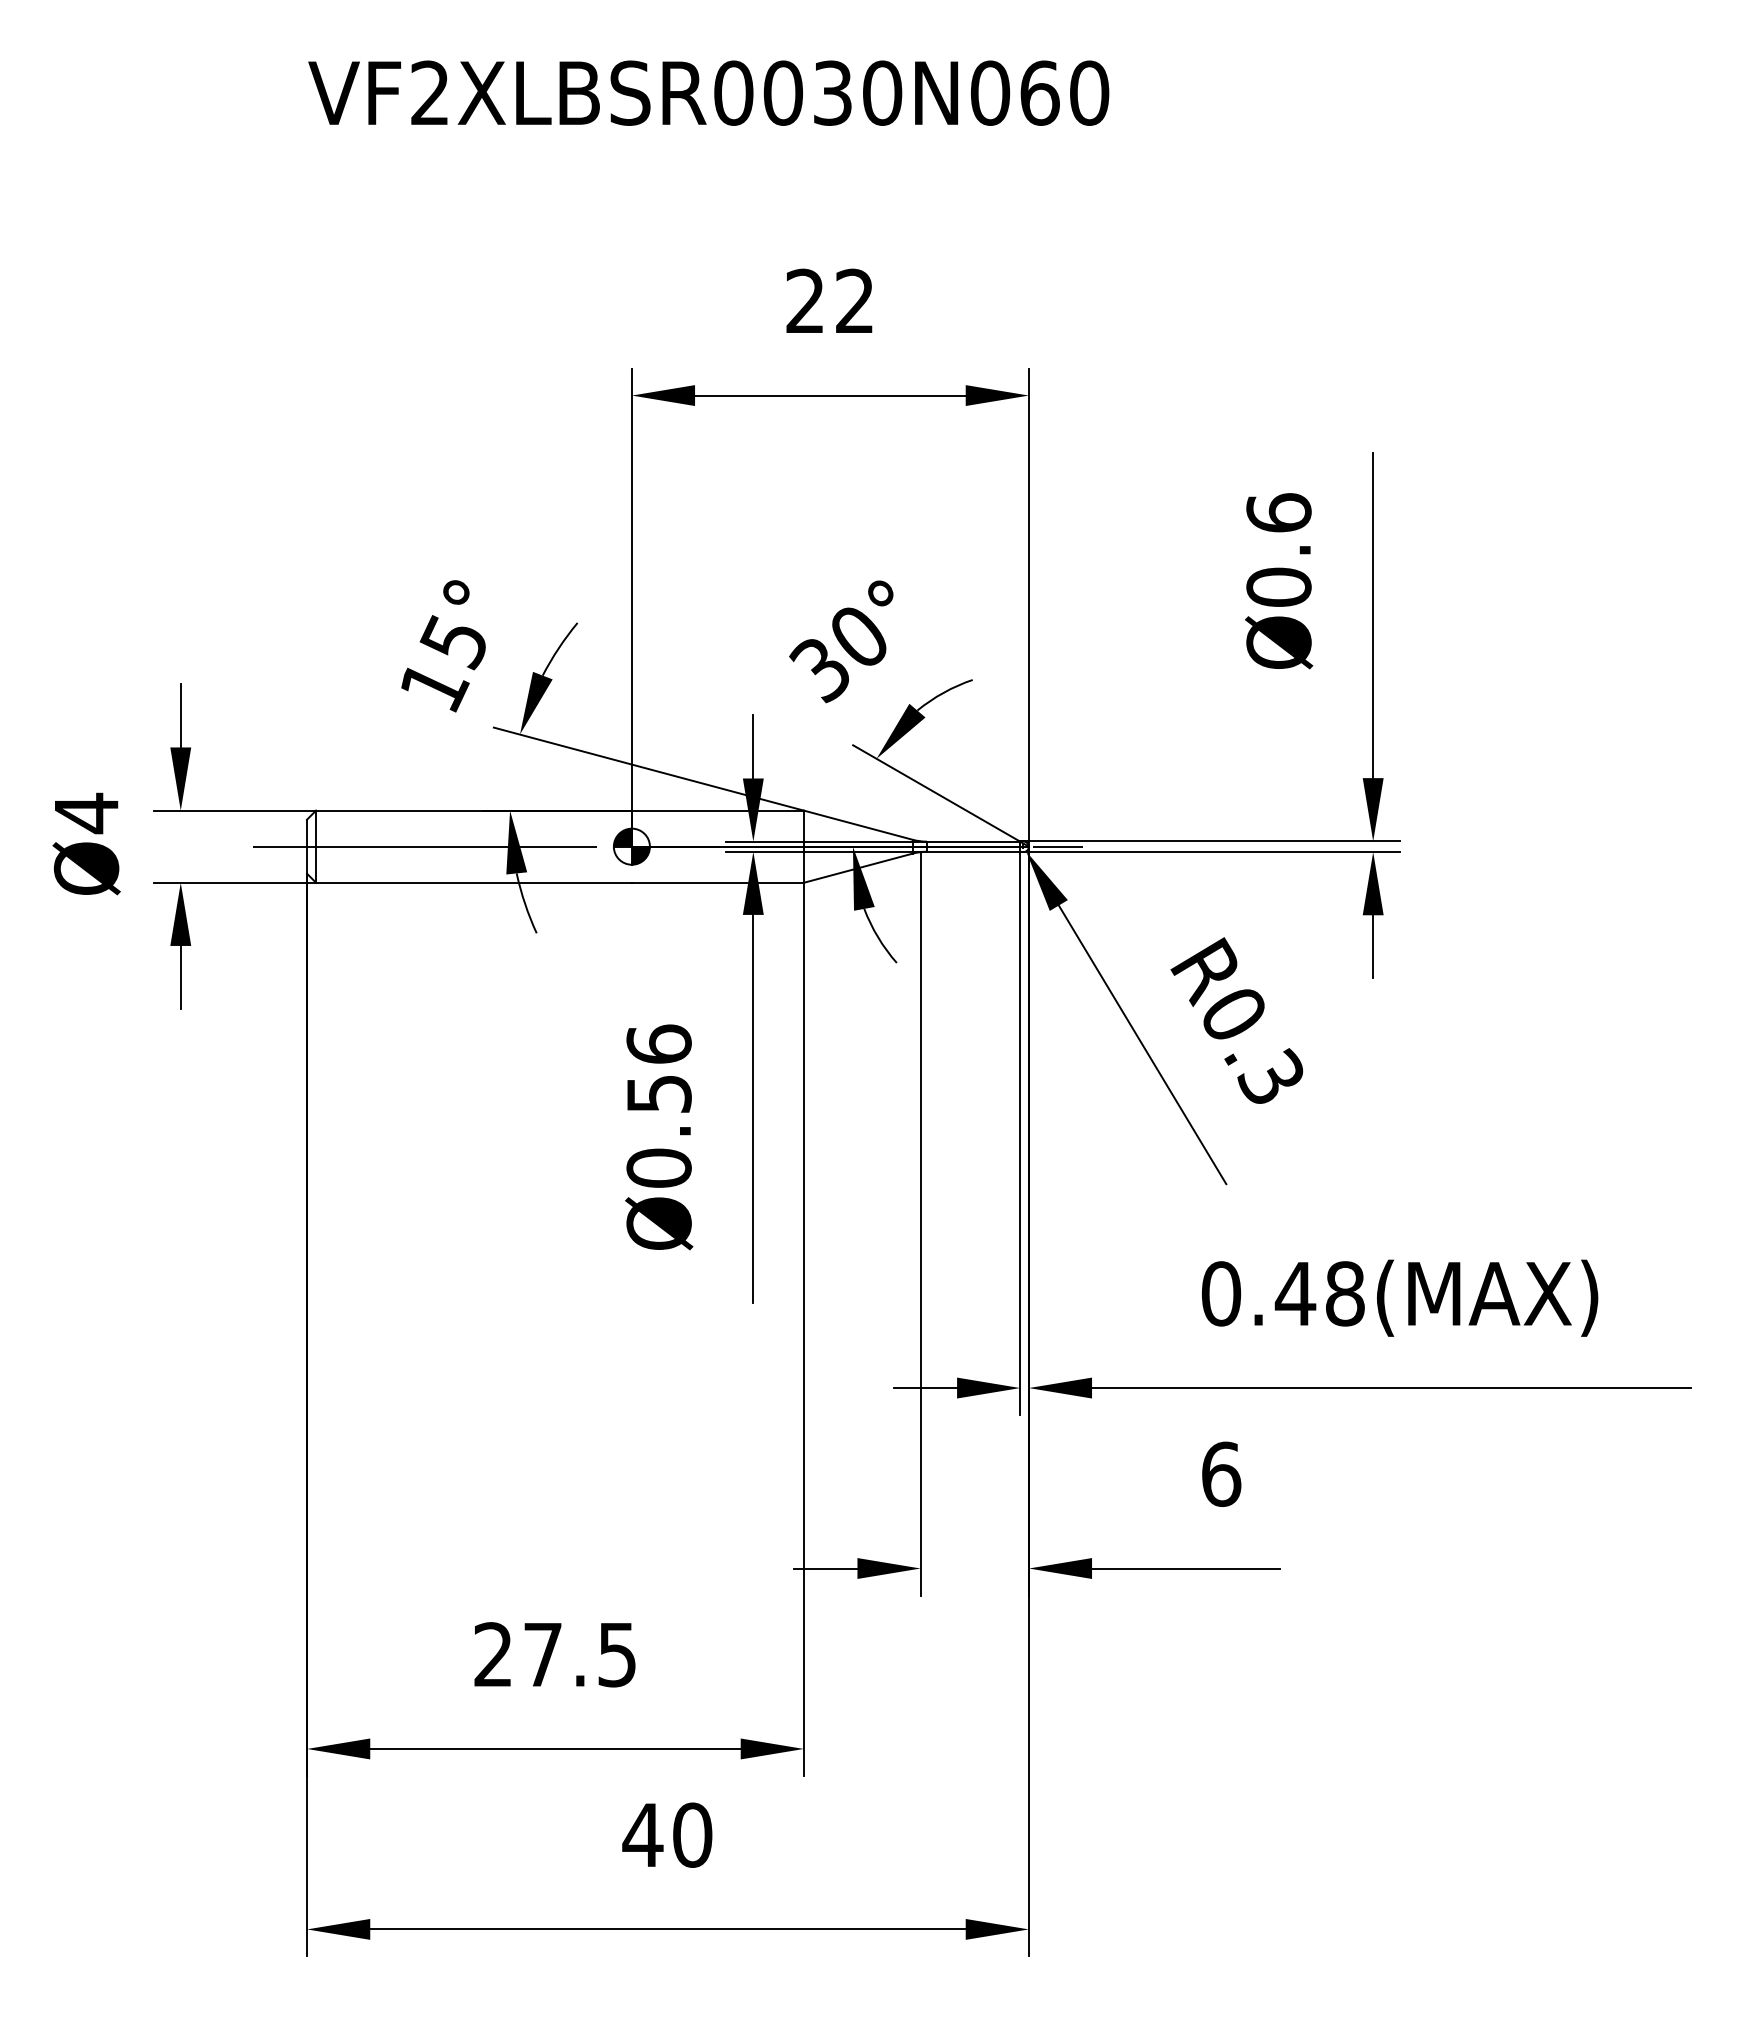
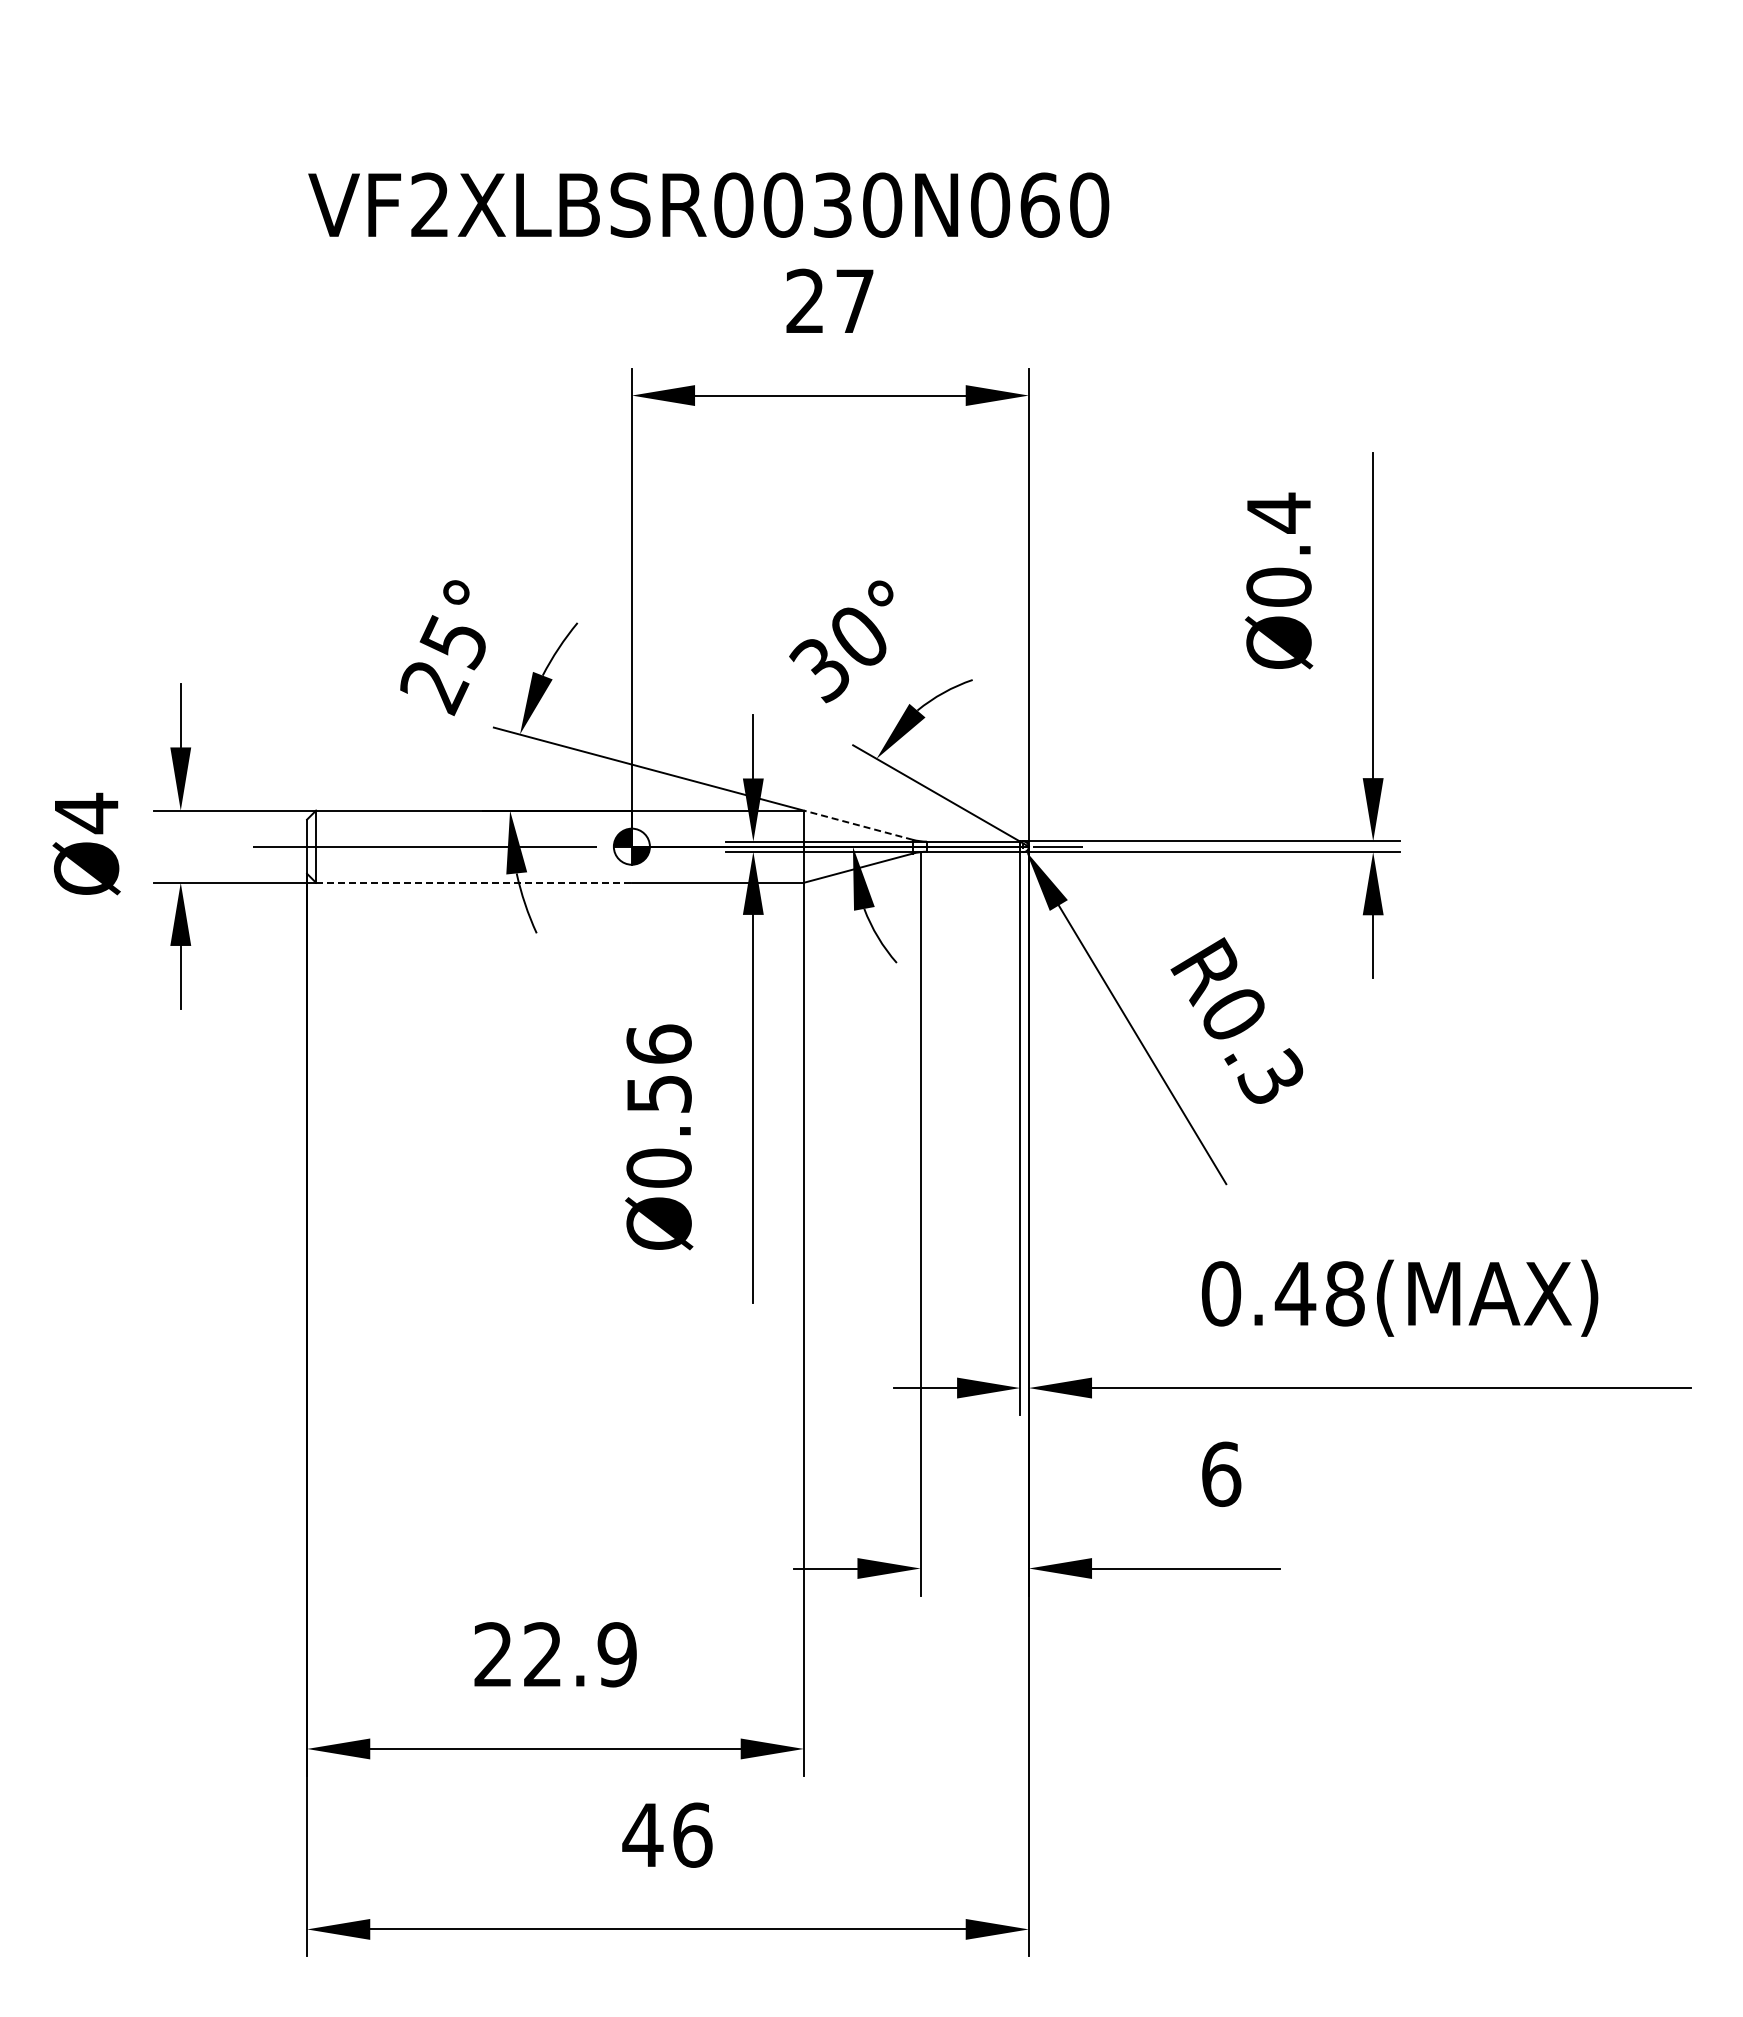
text position: (708, 92) -> (708, 204) (708, 204)
text: 22 -> 27 (854, 300)
text: Ø0.6 -> Ø0.4 (1278, 512)
text: 15° -> 25° (434, 689)
line: solid -> dashed (857, 825)
line: solid -> dashed (474, 882)
text: 27.5 -> 22.9 (580, 1654)
text: 40 -> 46 (692, 1834)
